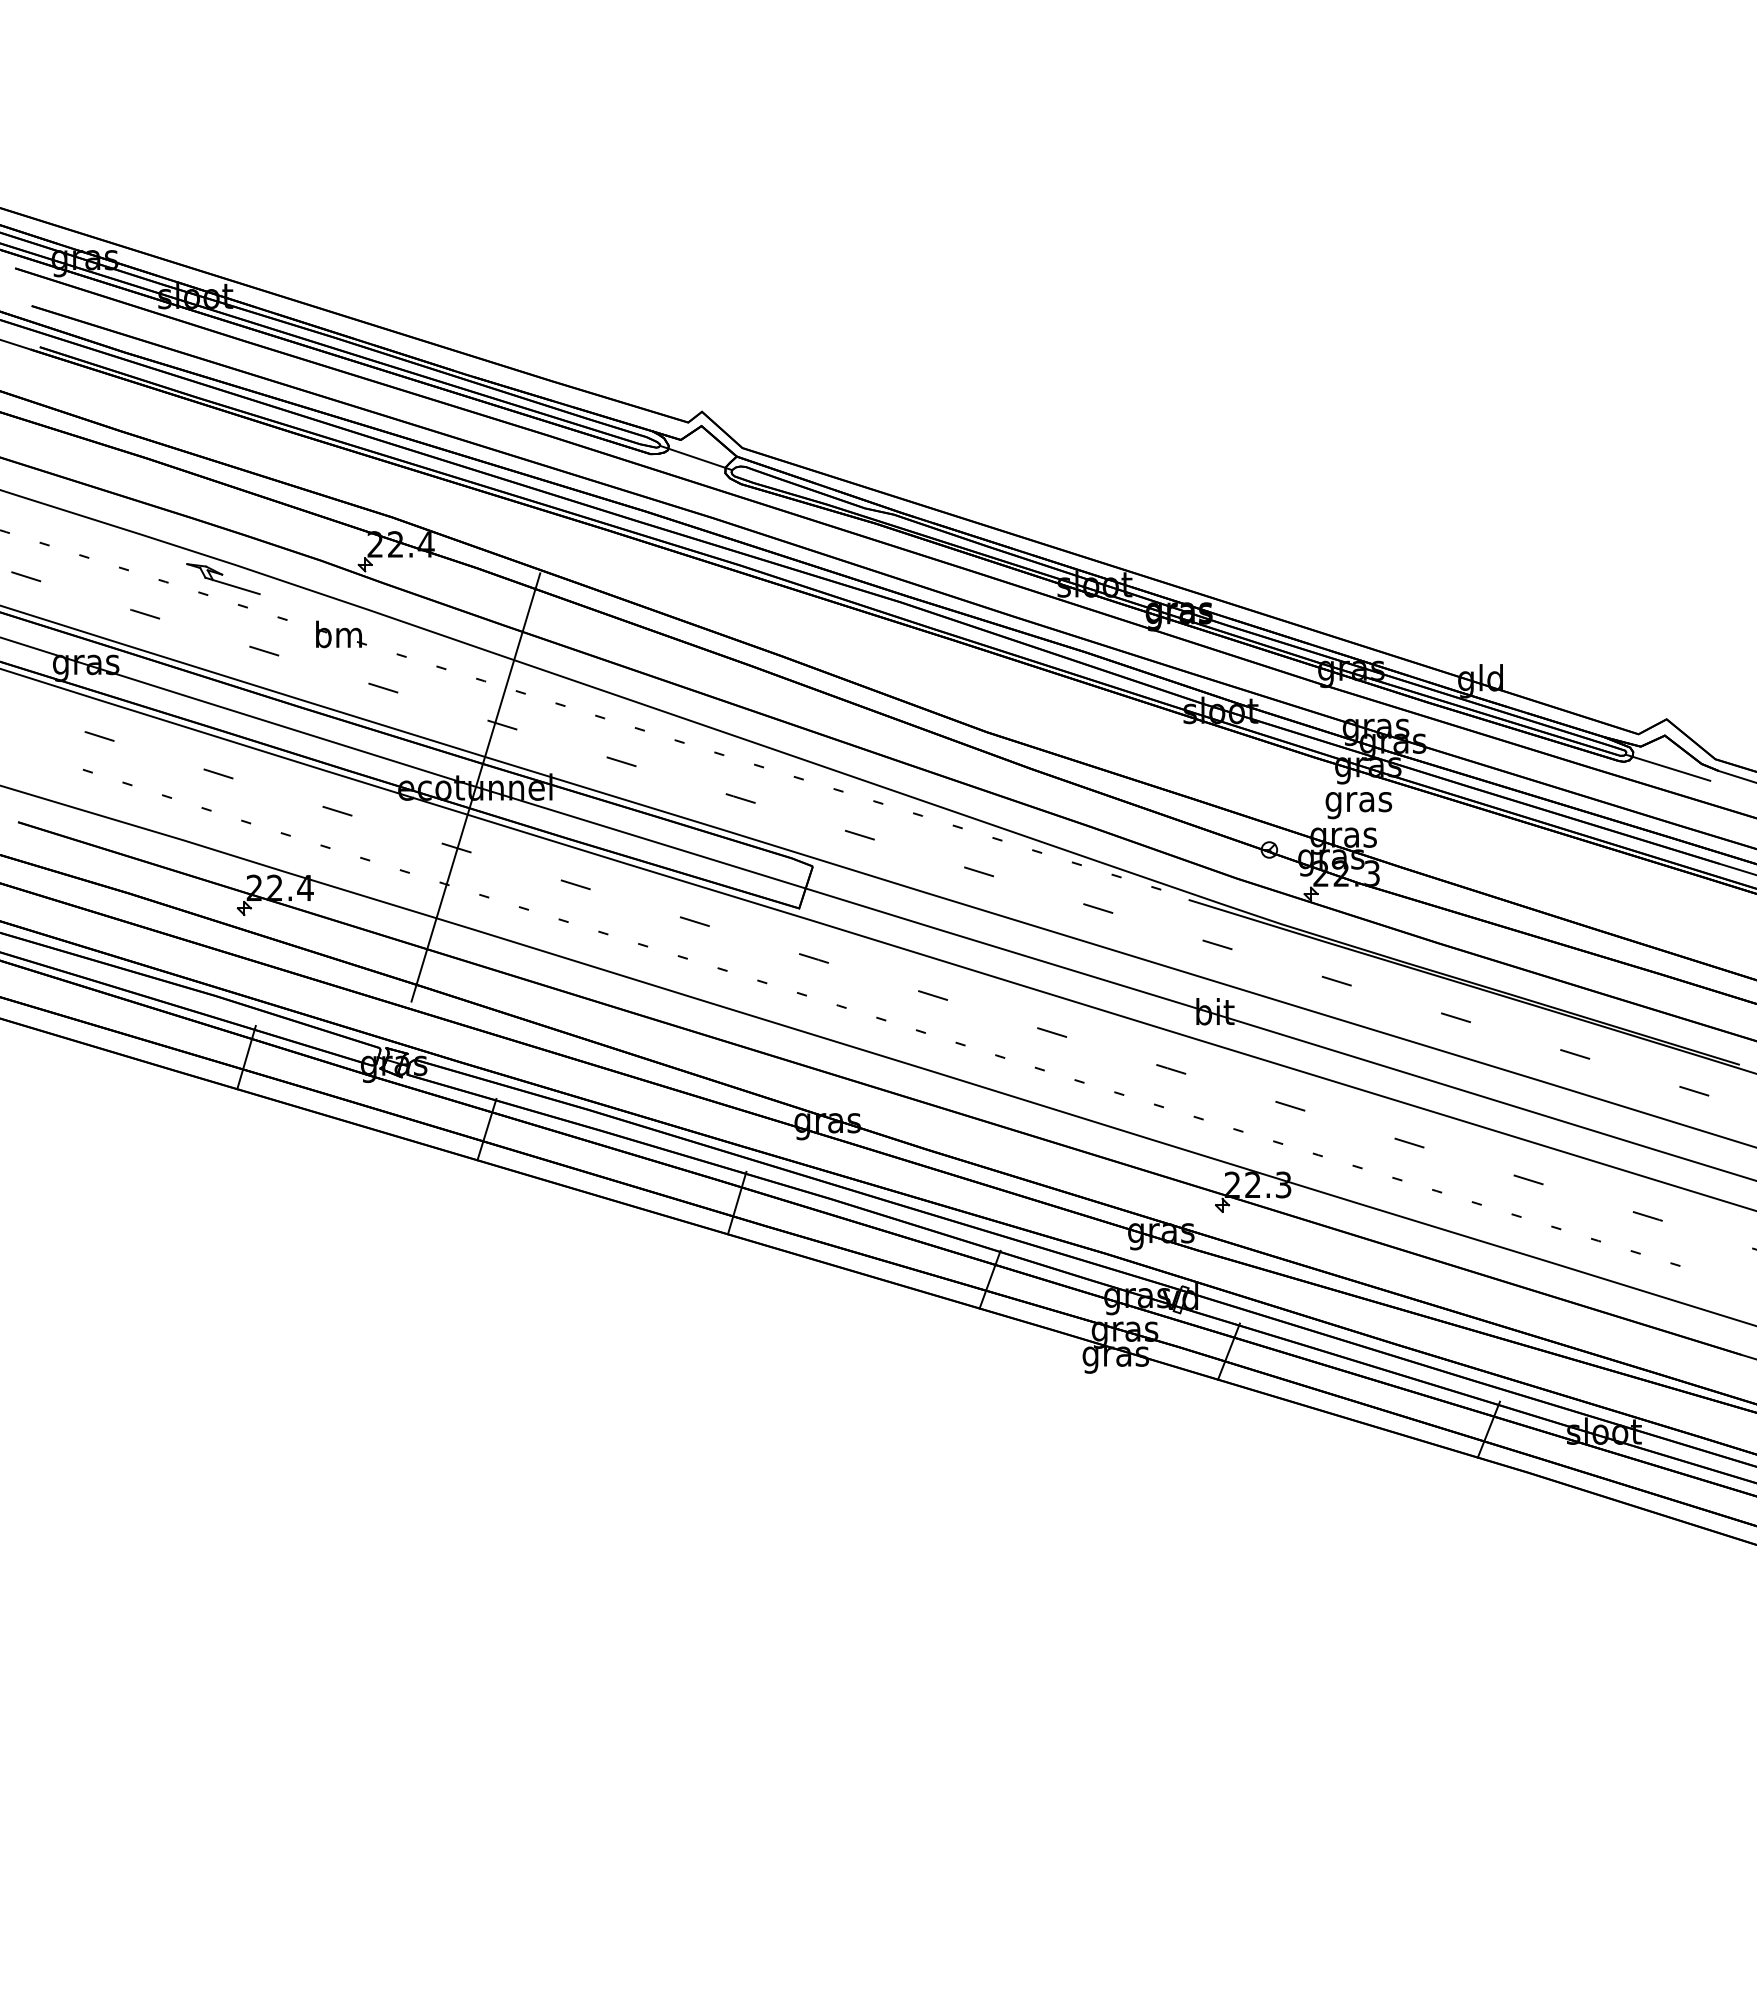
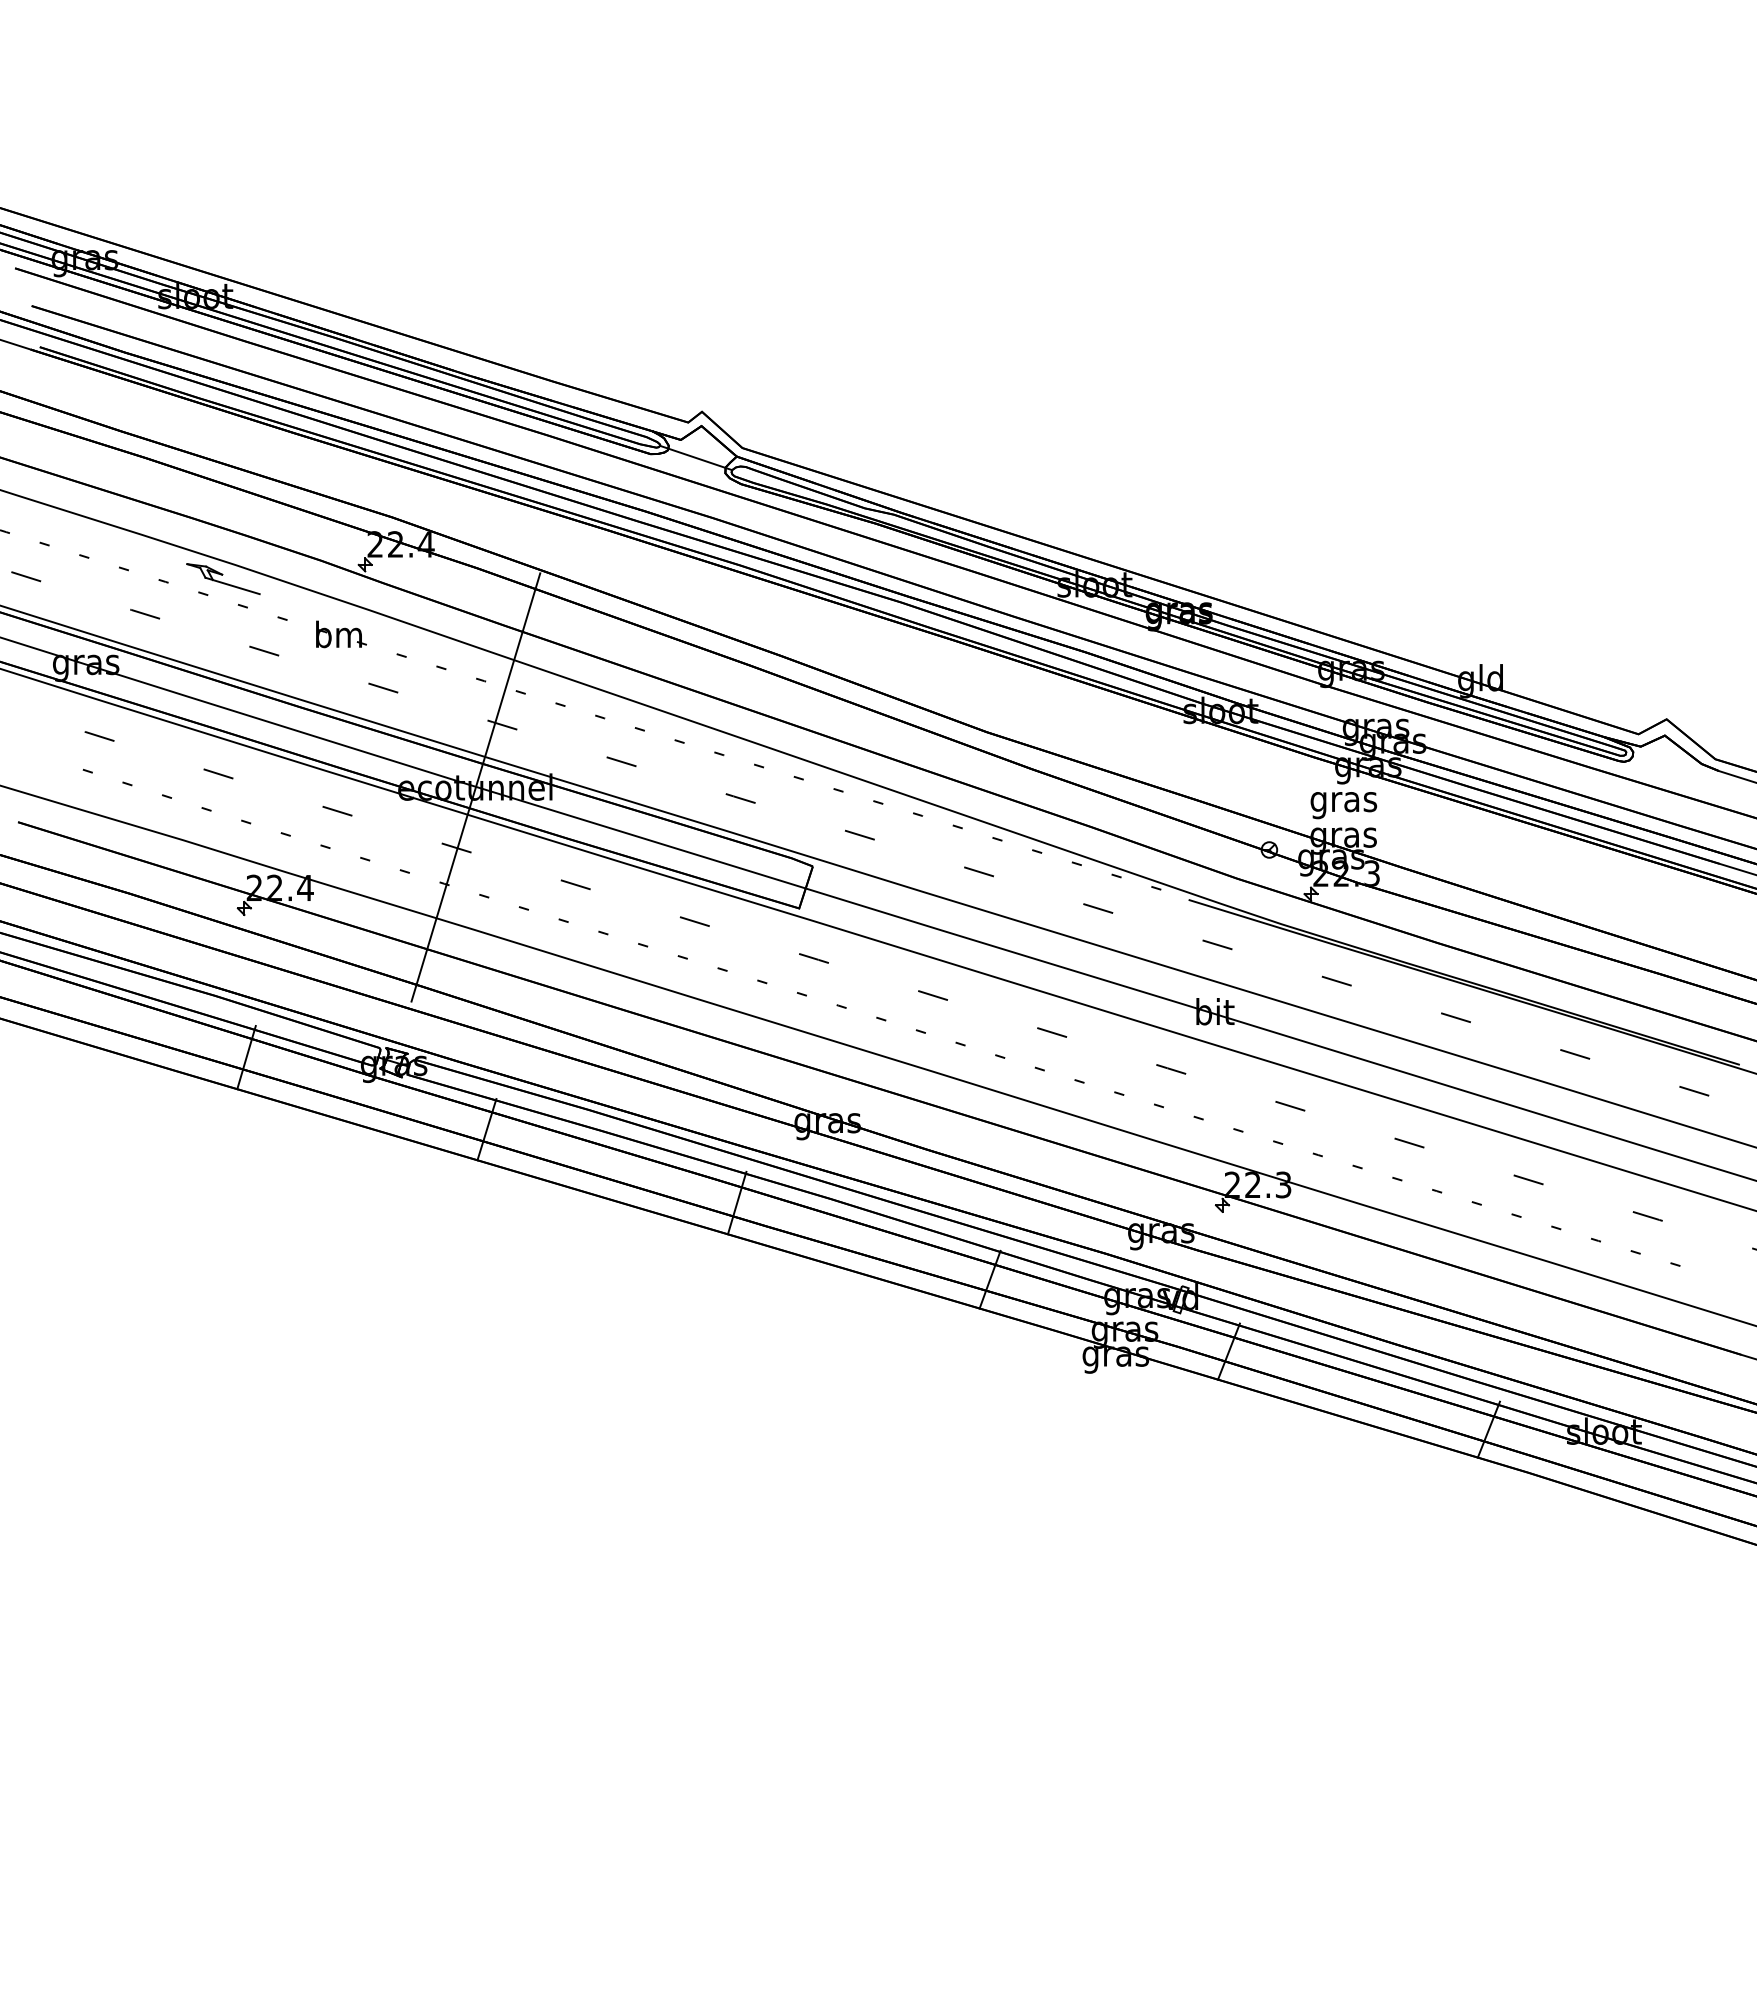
line: present -> none (1667, 767)
text position: (1358, 805) -> (1343, 805) (1343, 805)
